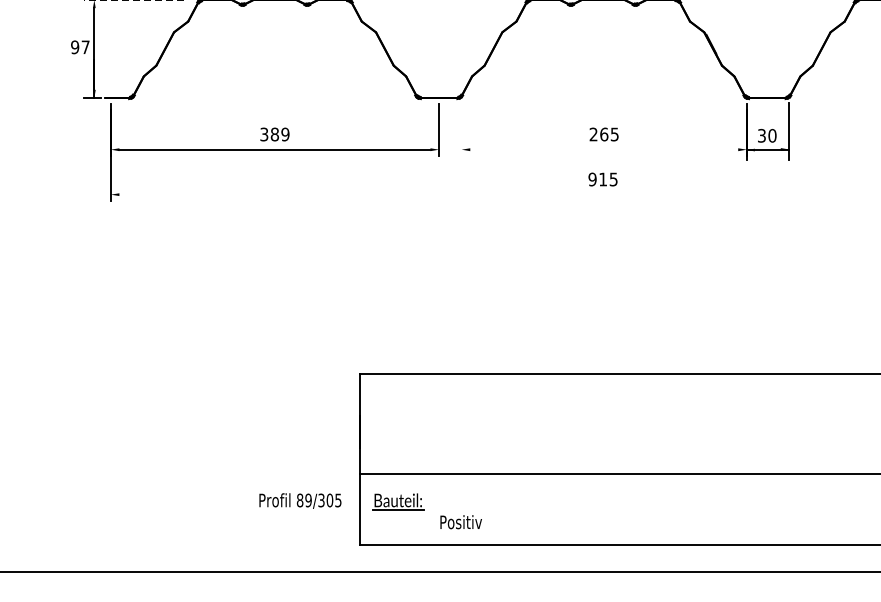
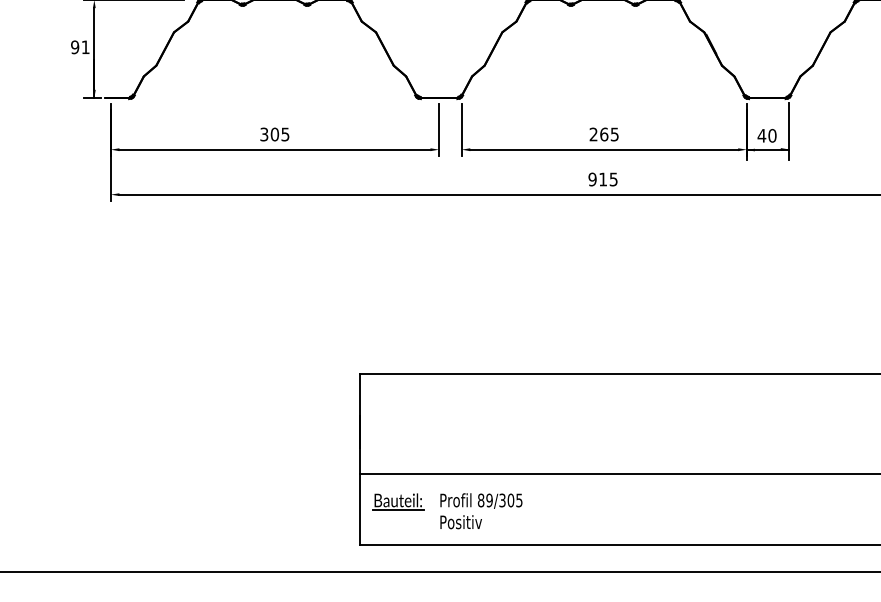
line: dashed -> solid (134, 0)
text: 97 -> 91 (85, 46)
line: none -> present (461, 130)
text: 389 -> 305 (279, 134)
text: 30 -> 40 (761, 135)
line: none -> present (604, 149)
line: none -> present (498, 194)
text position: (300, 500) -> (481, 500) (481, 500)
